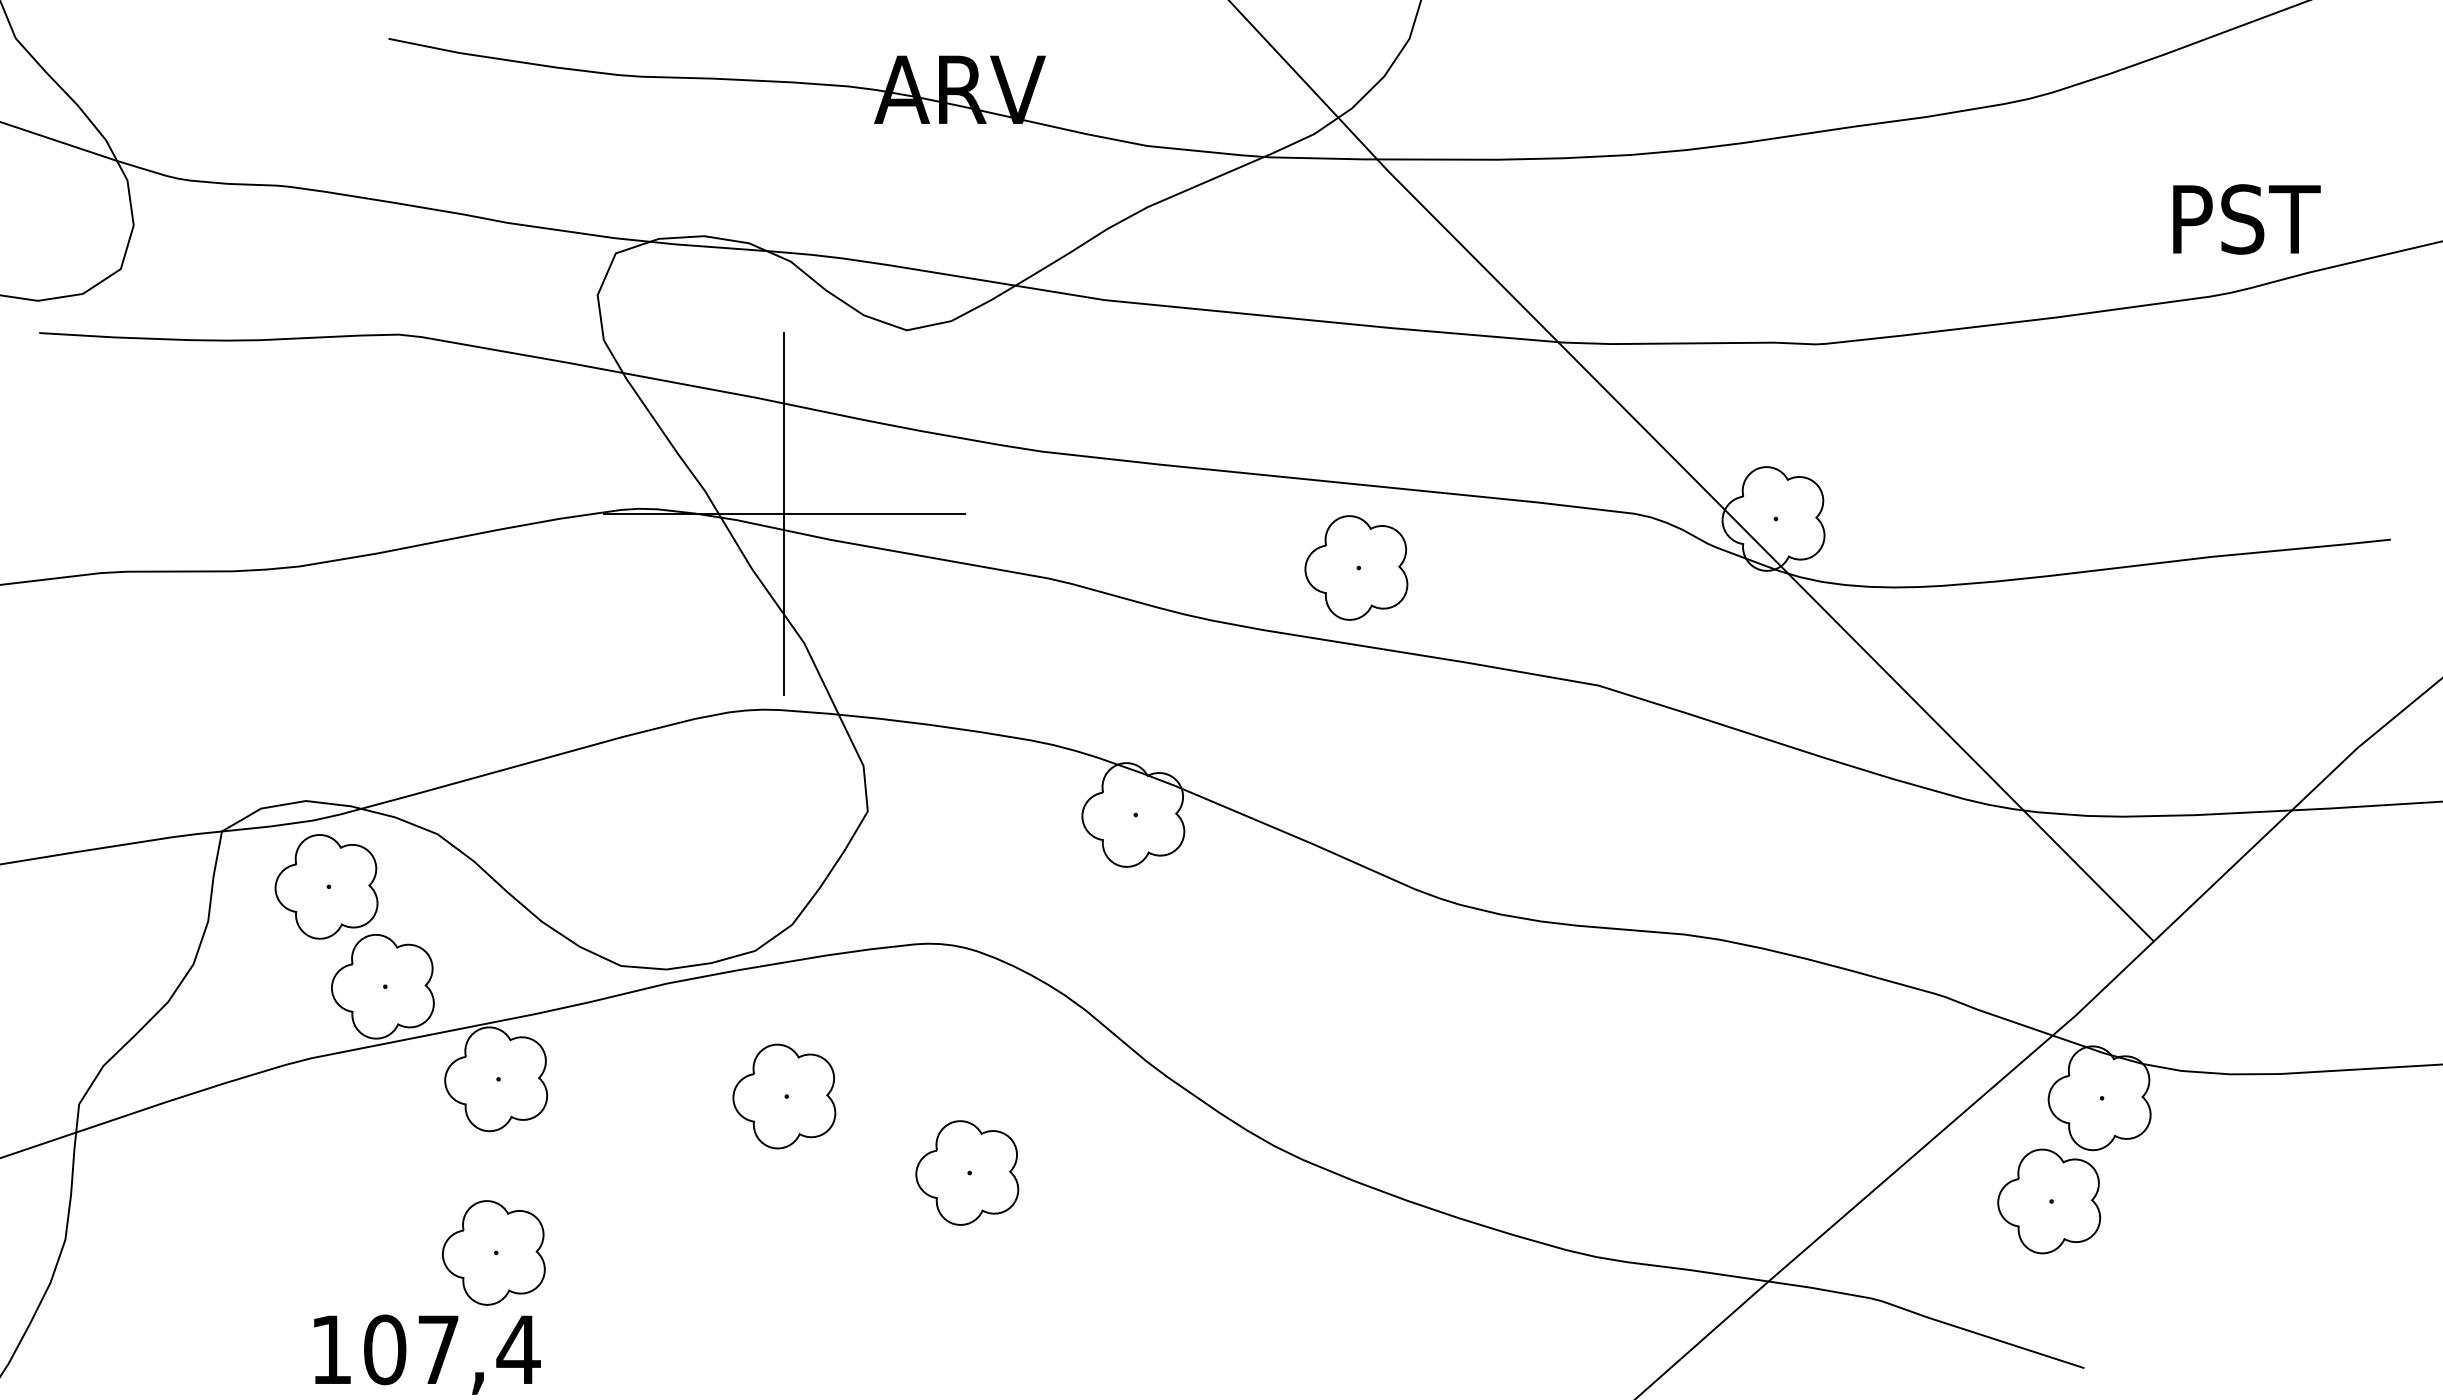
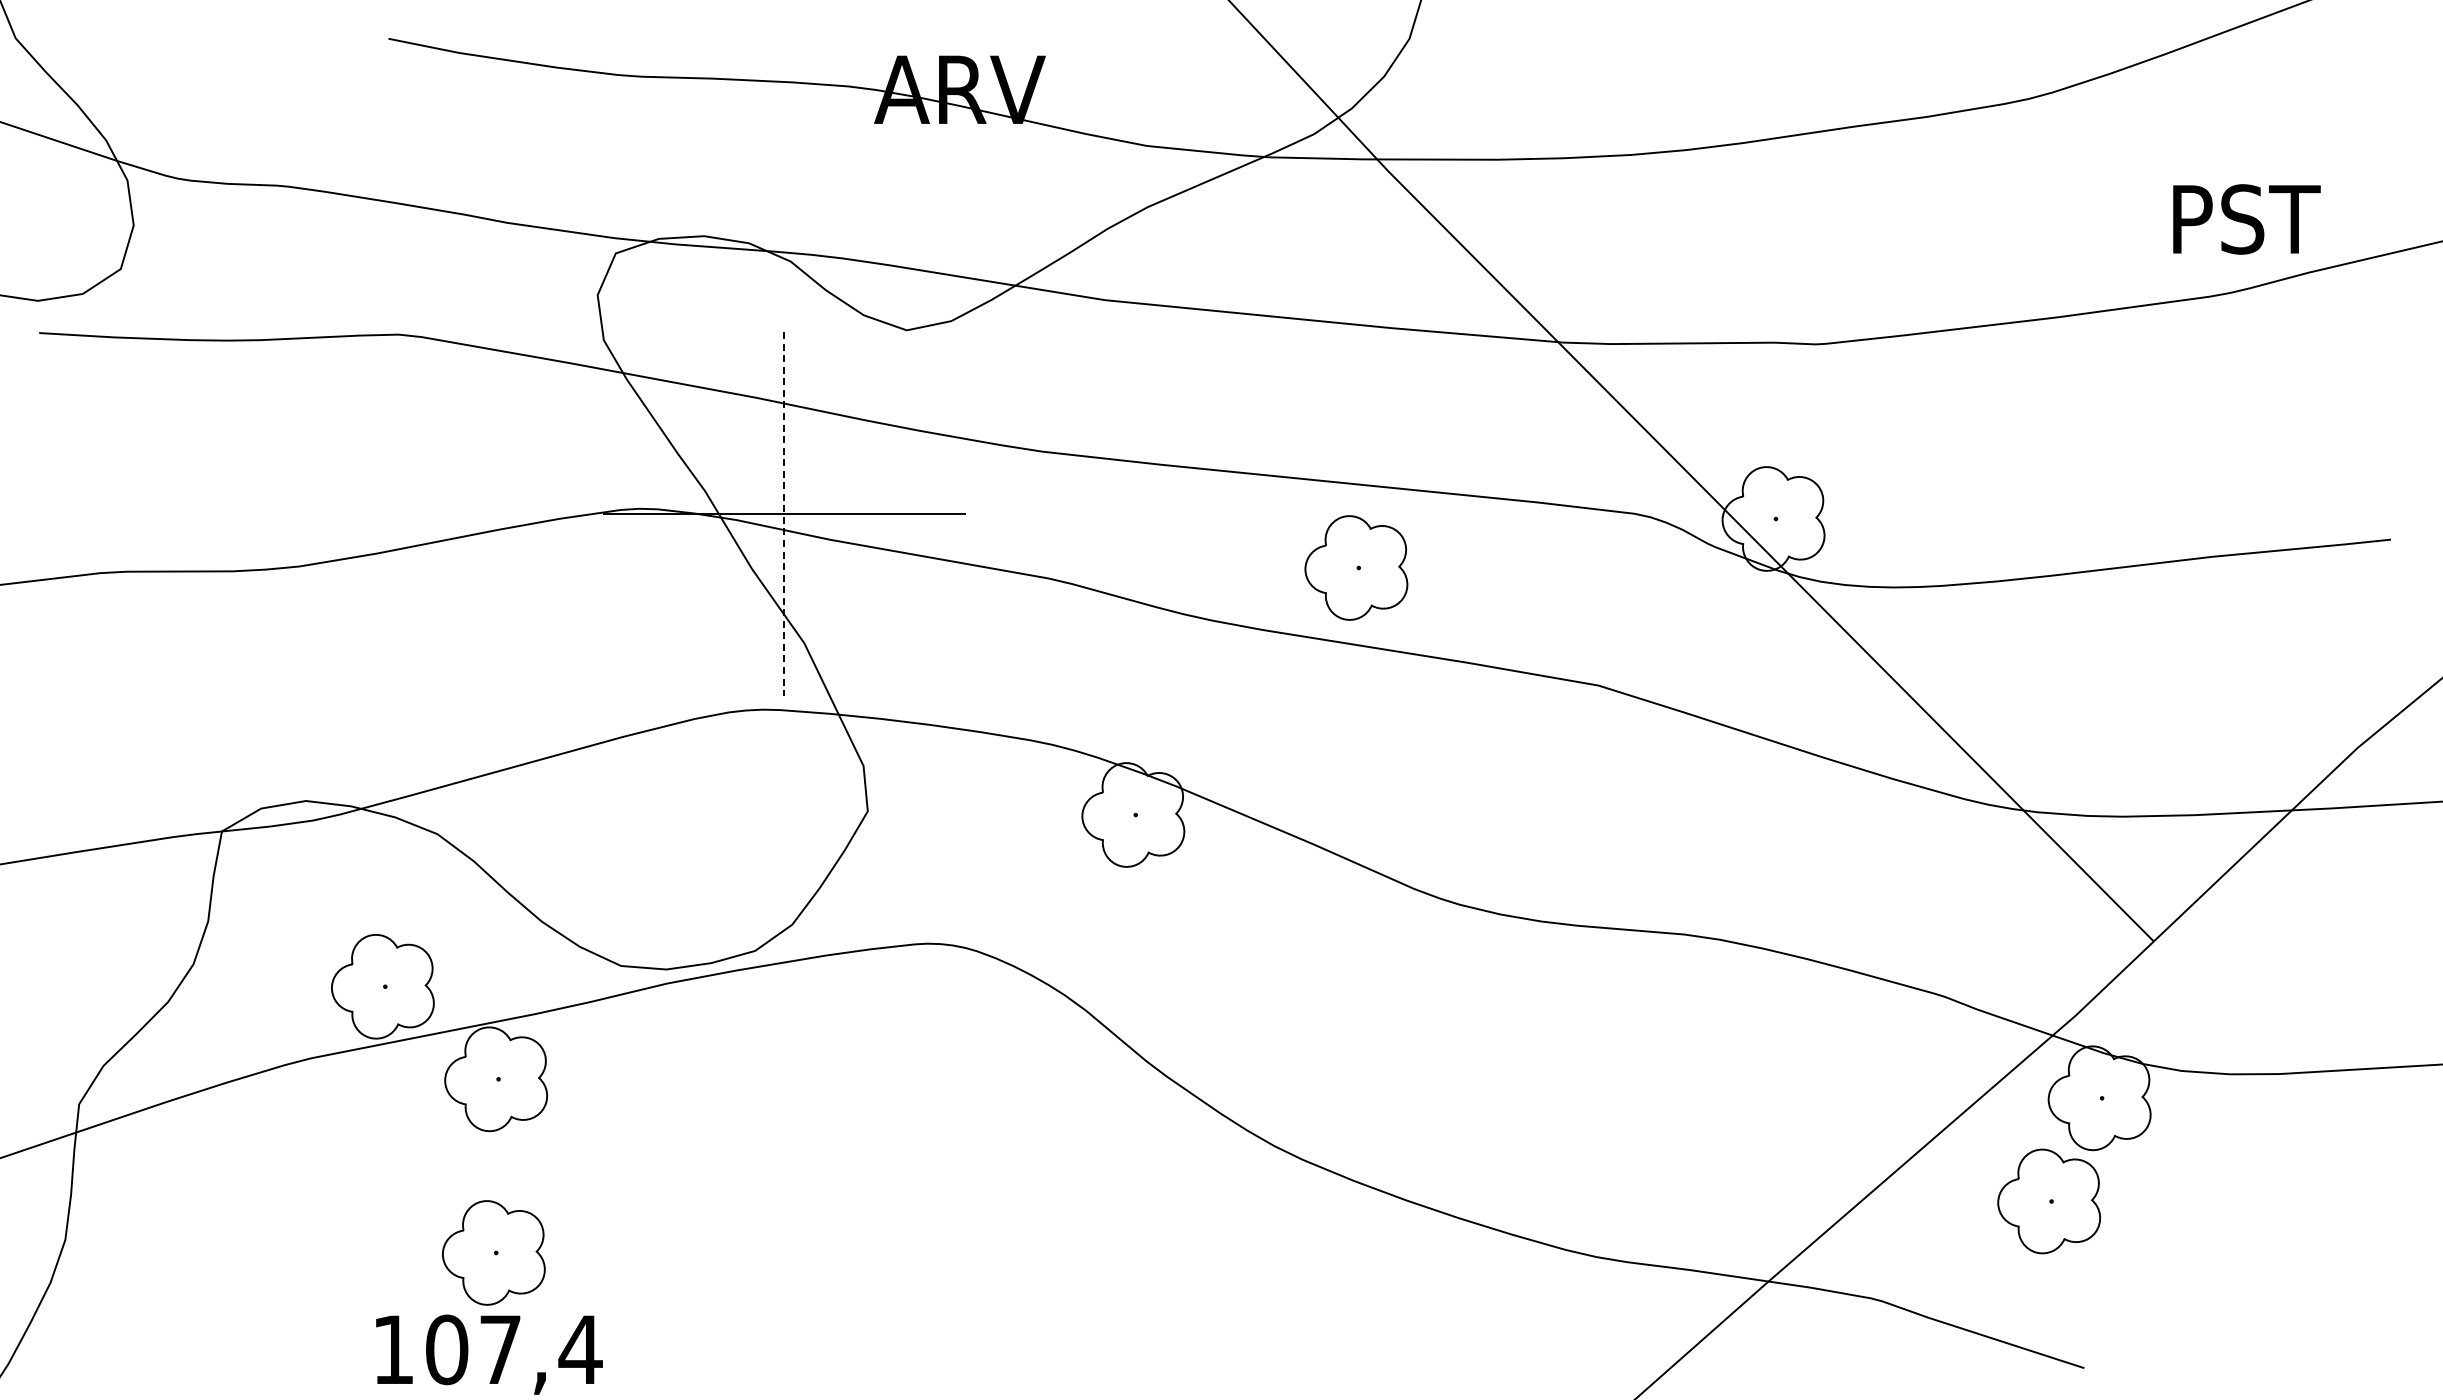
line: solid -> dashed (784, 513)
part: present -> none (326, 886)
part: present -> none (784, 1096)
part: present -> none (967, 1172)
text position: (427, 1354) -> (489, 1354) (489, 1354)
